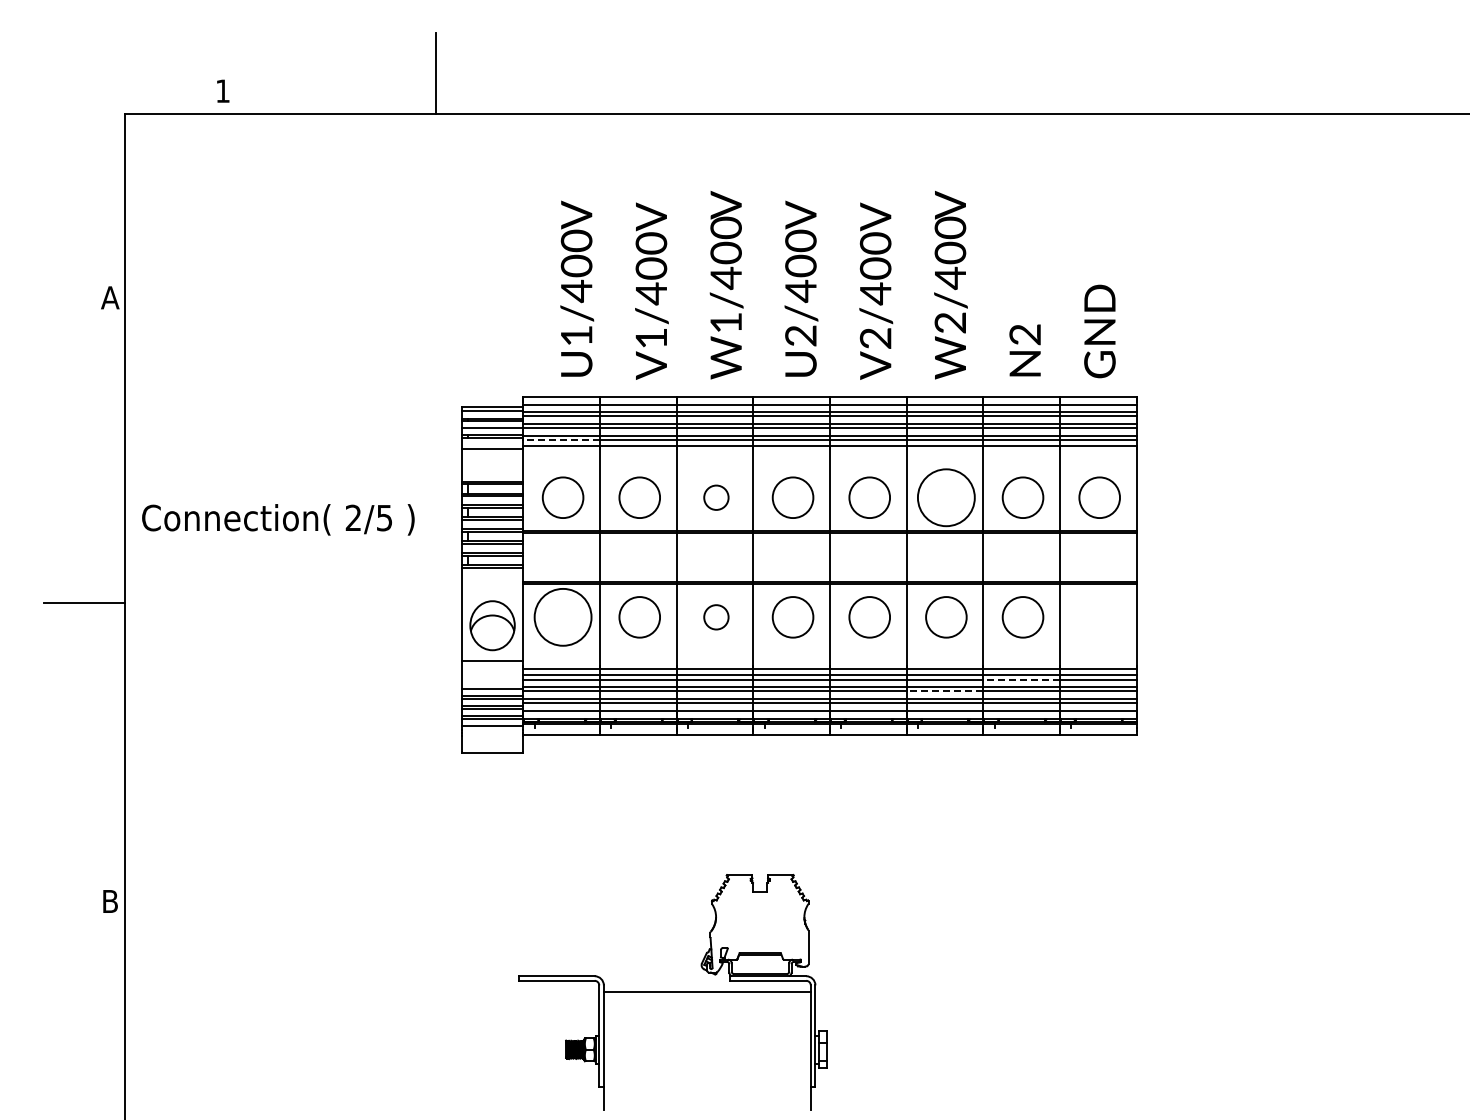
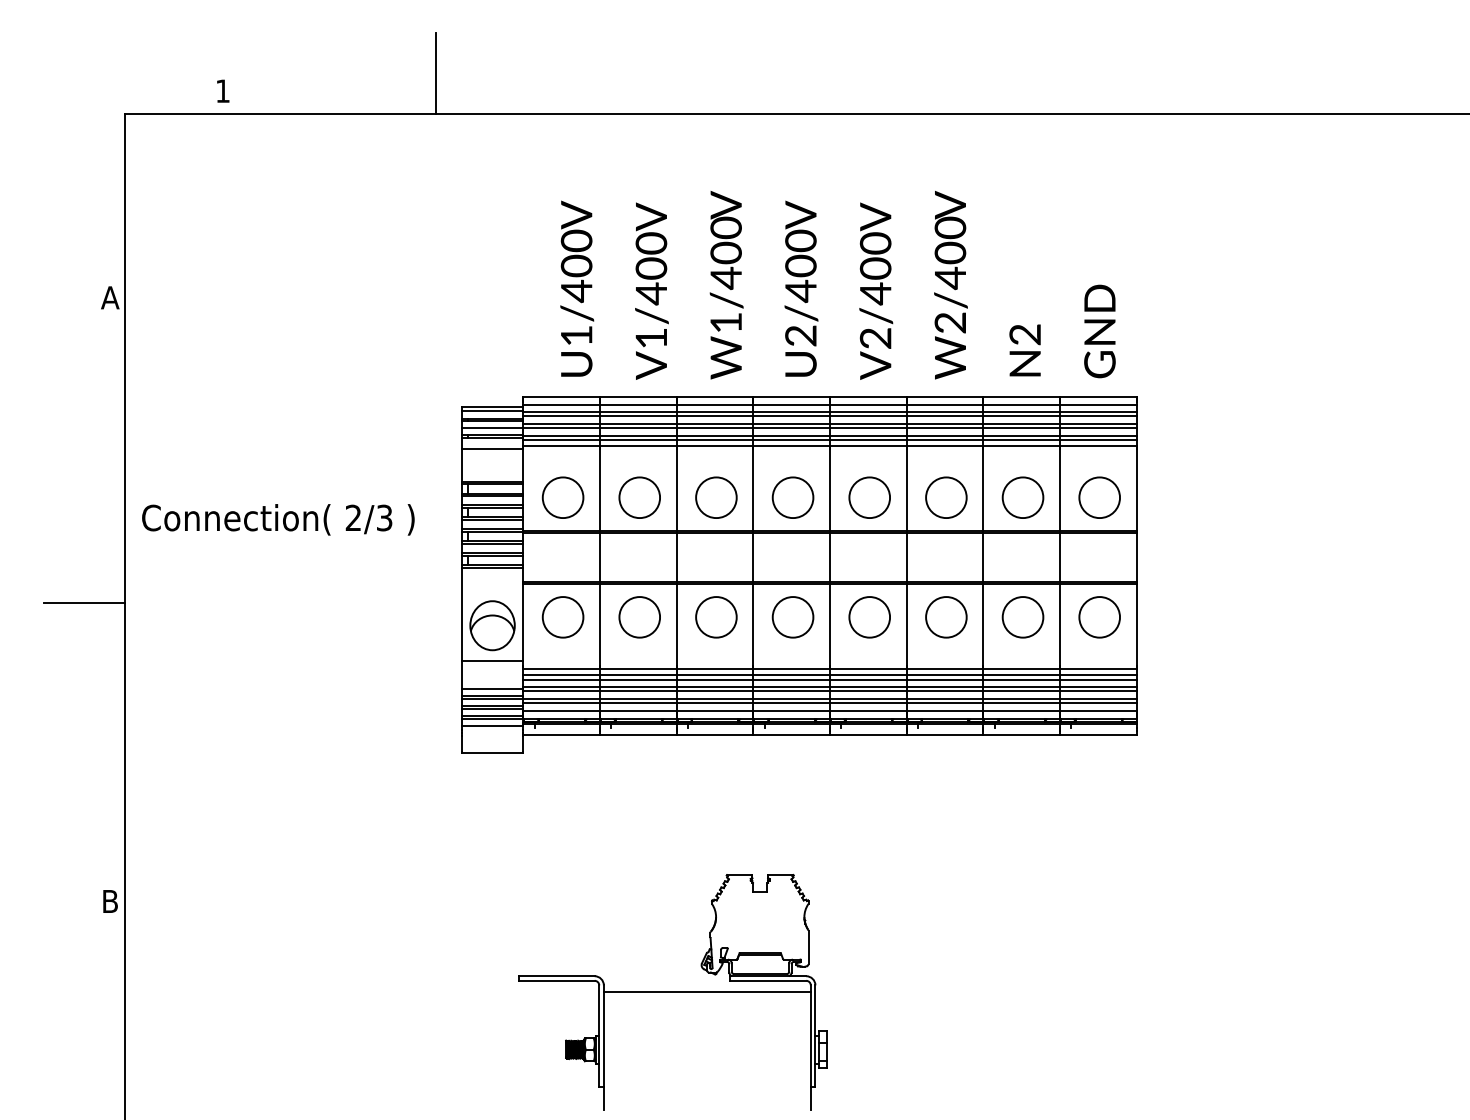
line: dashed -> solid (561, 440)
circle diameter: 24 px -> 41 px (716, 497)
circle diameter: 57 px -> 41 px (946, 497)
text: 2/5 -> 2/3 (384, 517)
circle diameter: 57 px -> 41 px (562, 617)
circle diameter: 24 px -> 41 px (716, 617)
circle: none -> present (1099, 617)
line: dashed -> solid (1021, 679)
line: dashed -> solid (944, 691)
